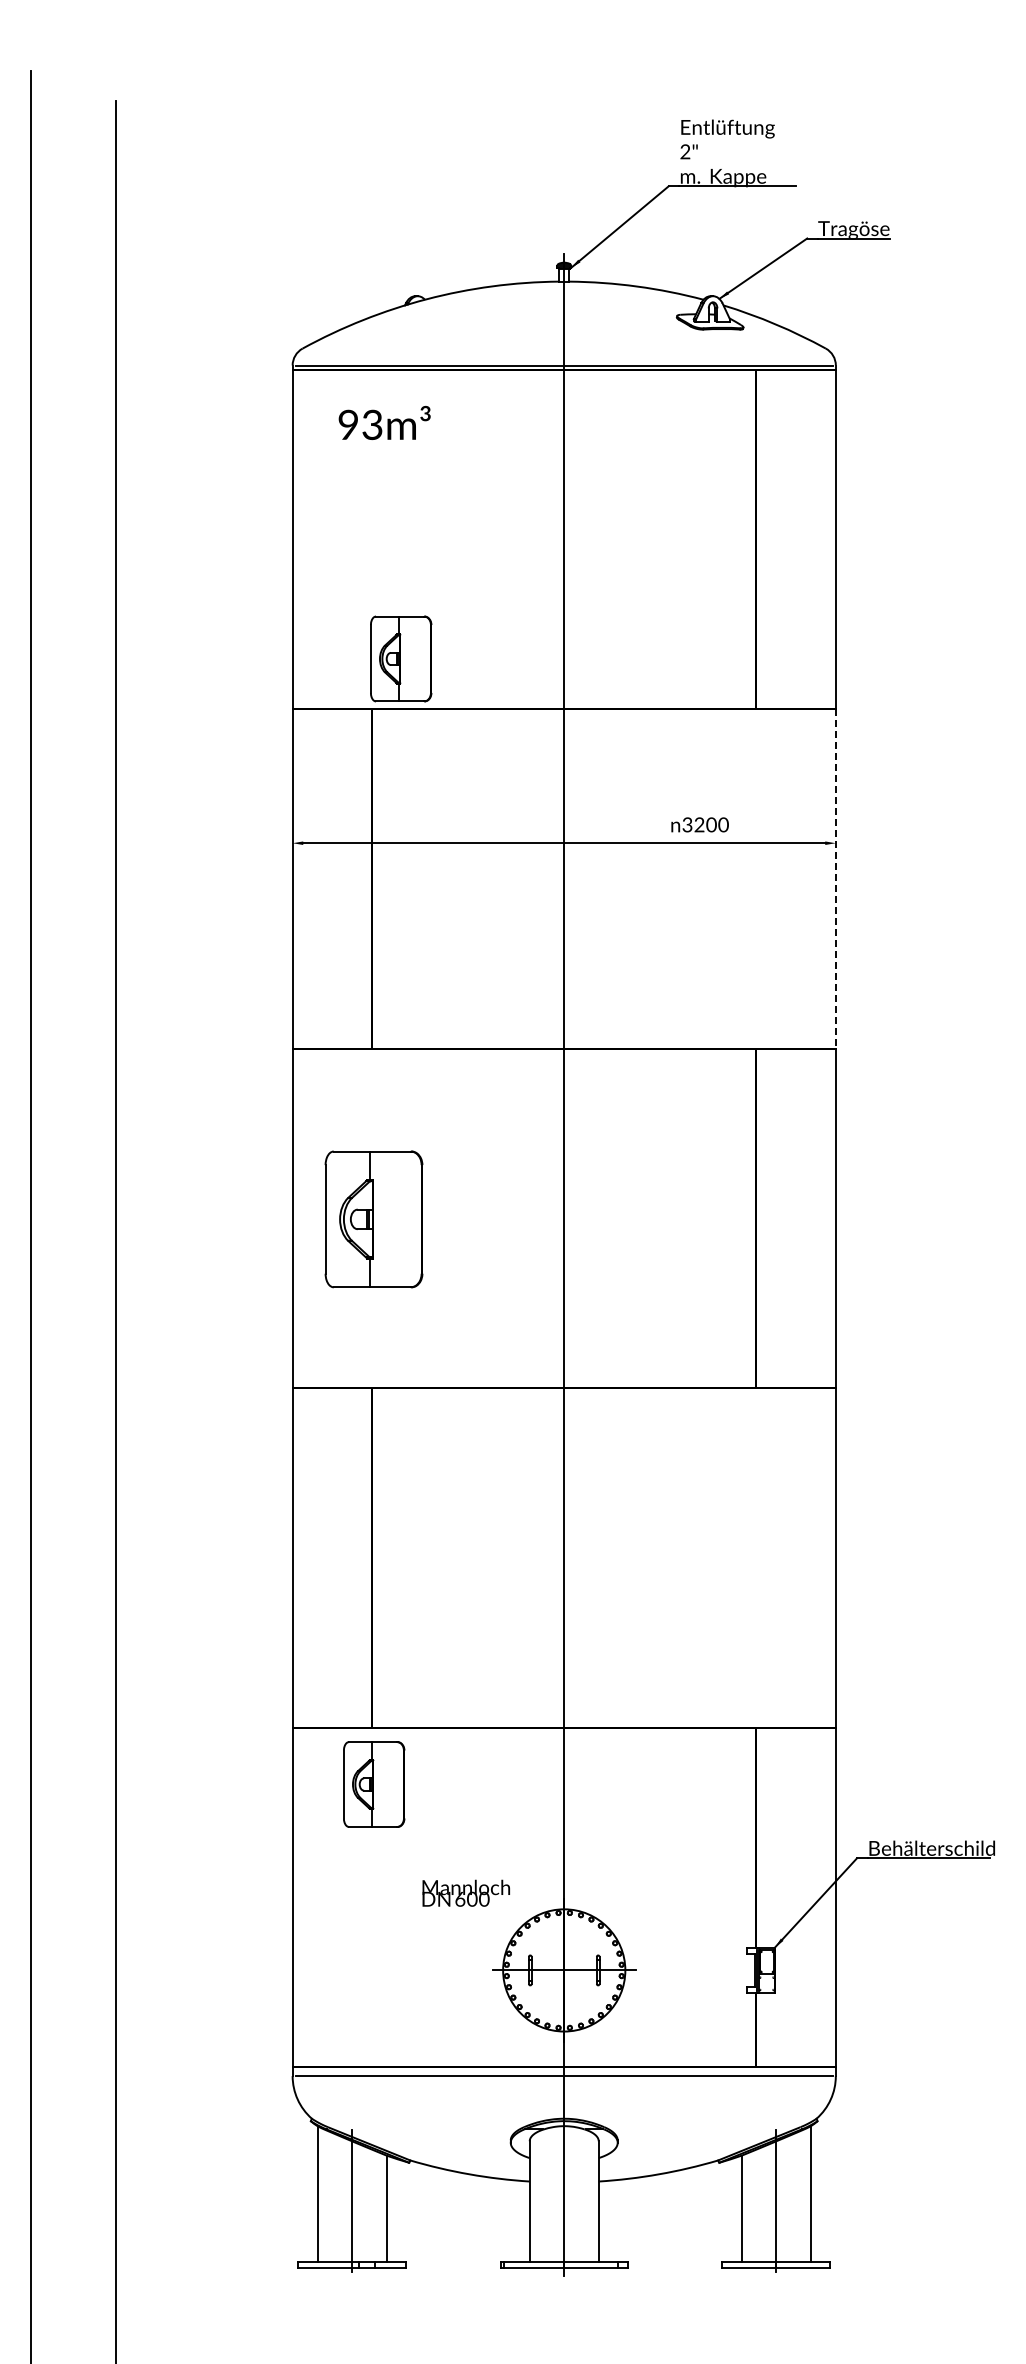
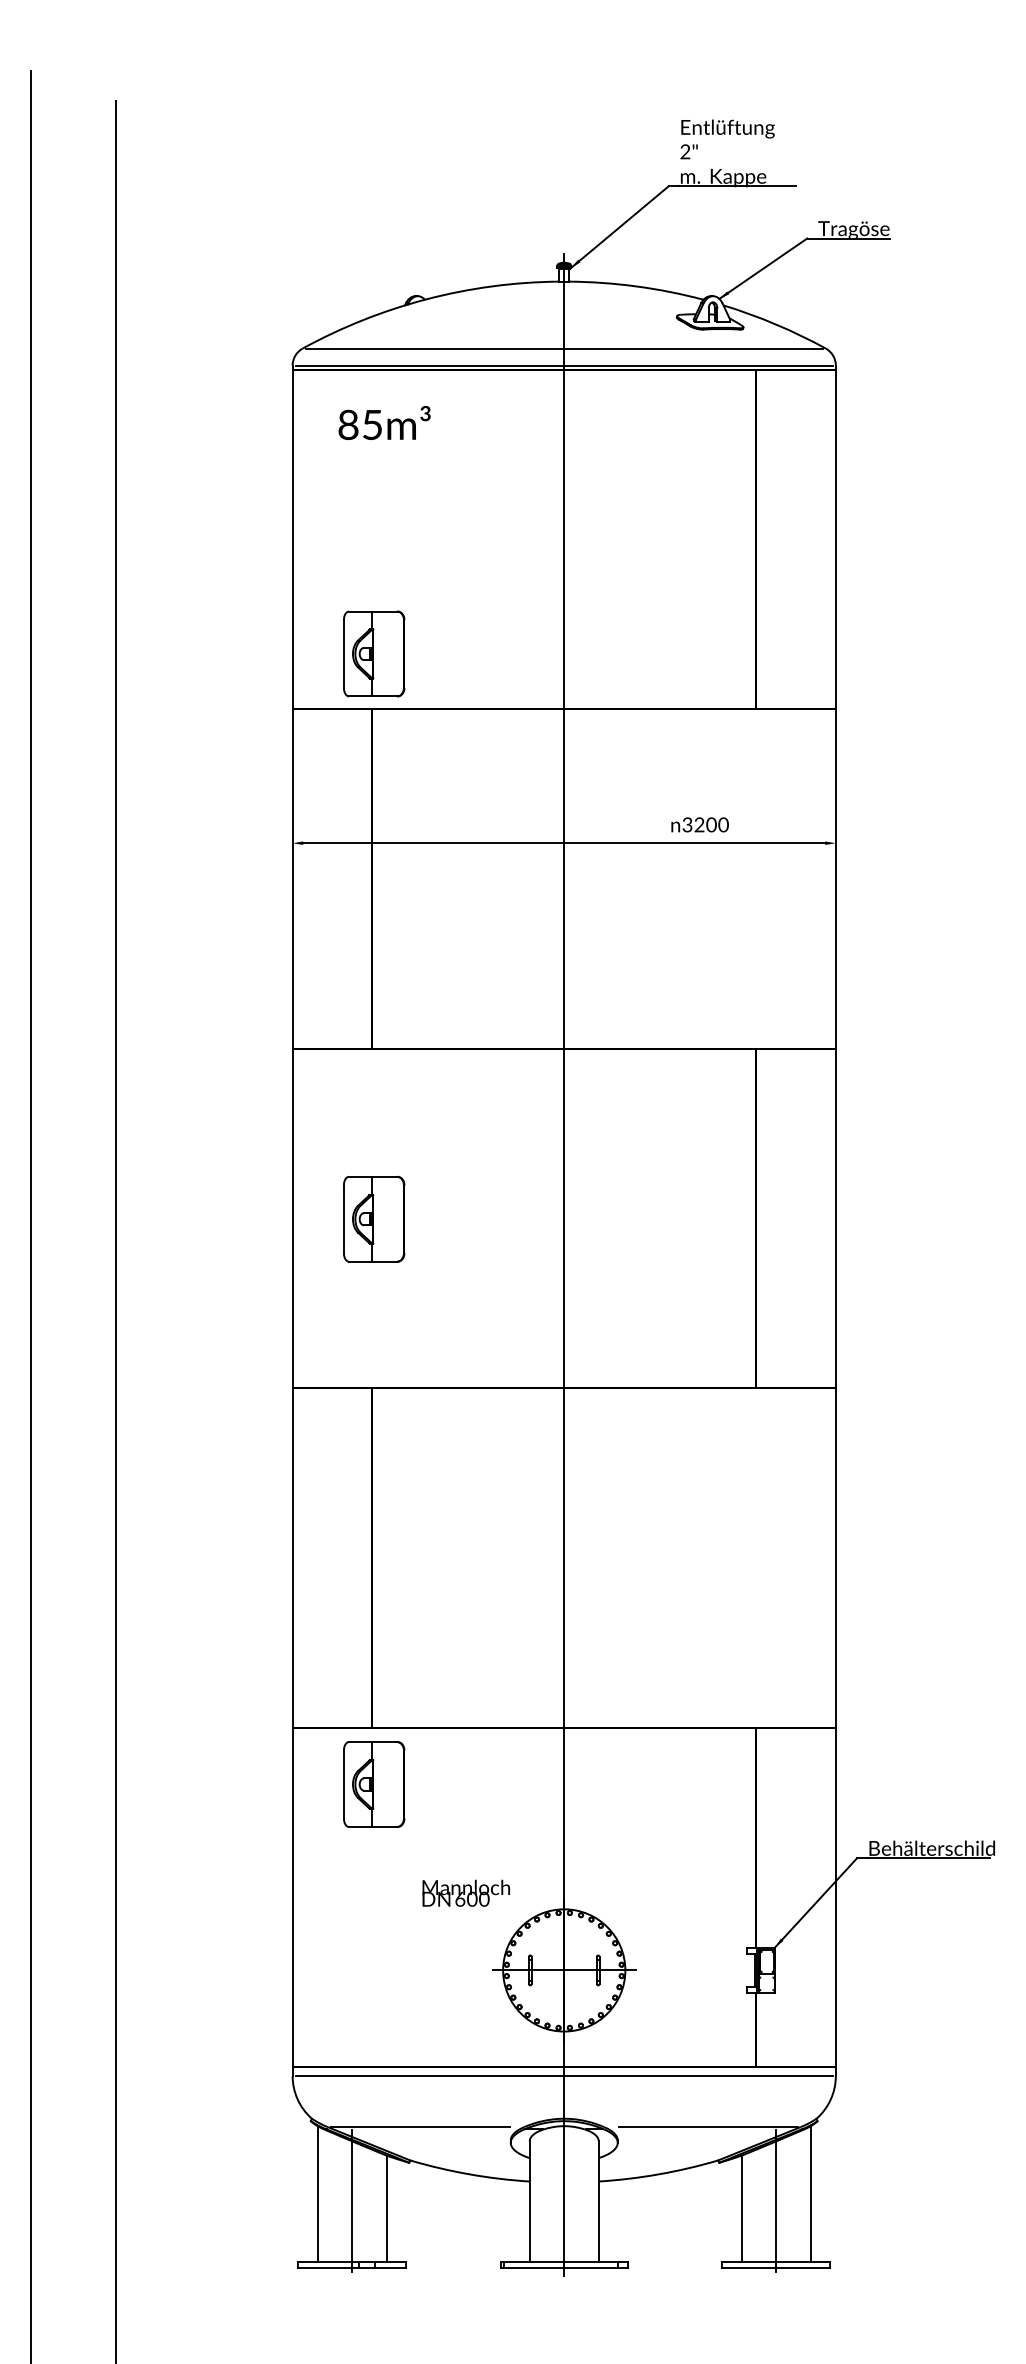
line: none -> present (563, 348)
text: 93m³ -> 85m³ (360, 424)
part position: (401, 658) -> (374, 653) (374, 653)
line: dashed -> solid (835, 878)
part size: 100x139 px -> 63x88 px (374, 1218)
line: none -> present (419, 2127)
line: none -> present (707, 2127)
